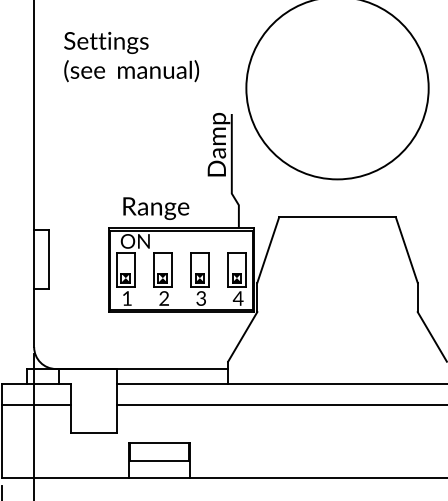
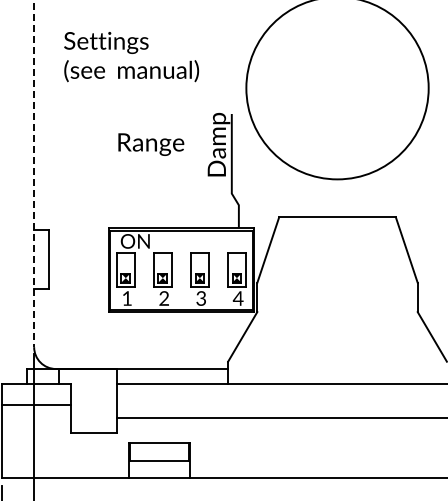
line: solid -> dashed (34, 174)
text position: (156, 208) -> (151, 144) (151, 144)
line position: (280, 405) -> (280, 418) (280, 418)
